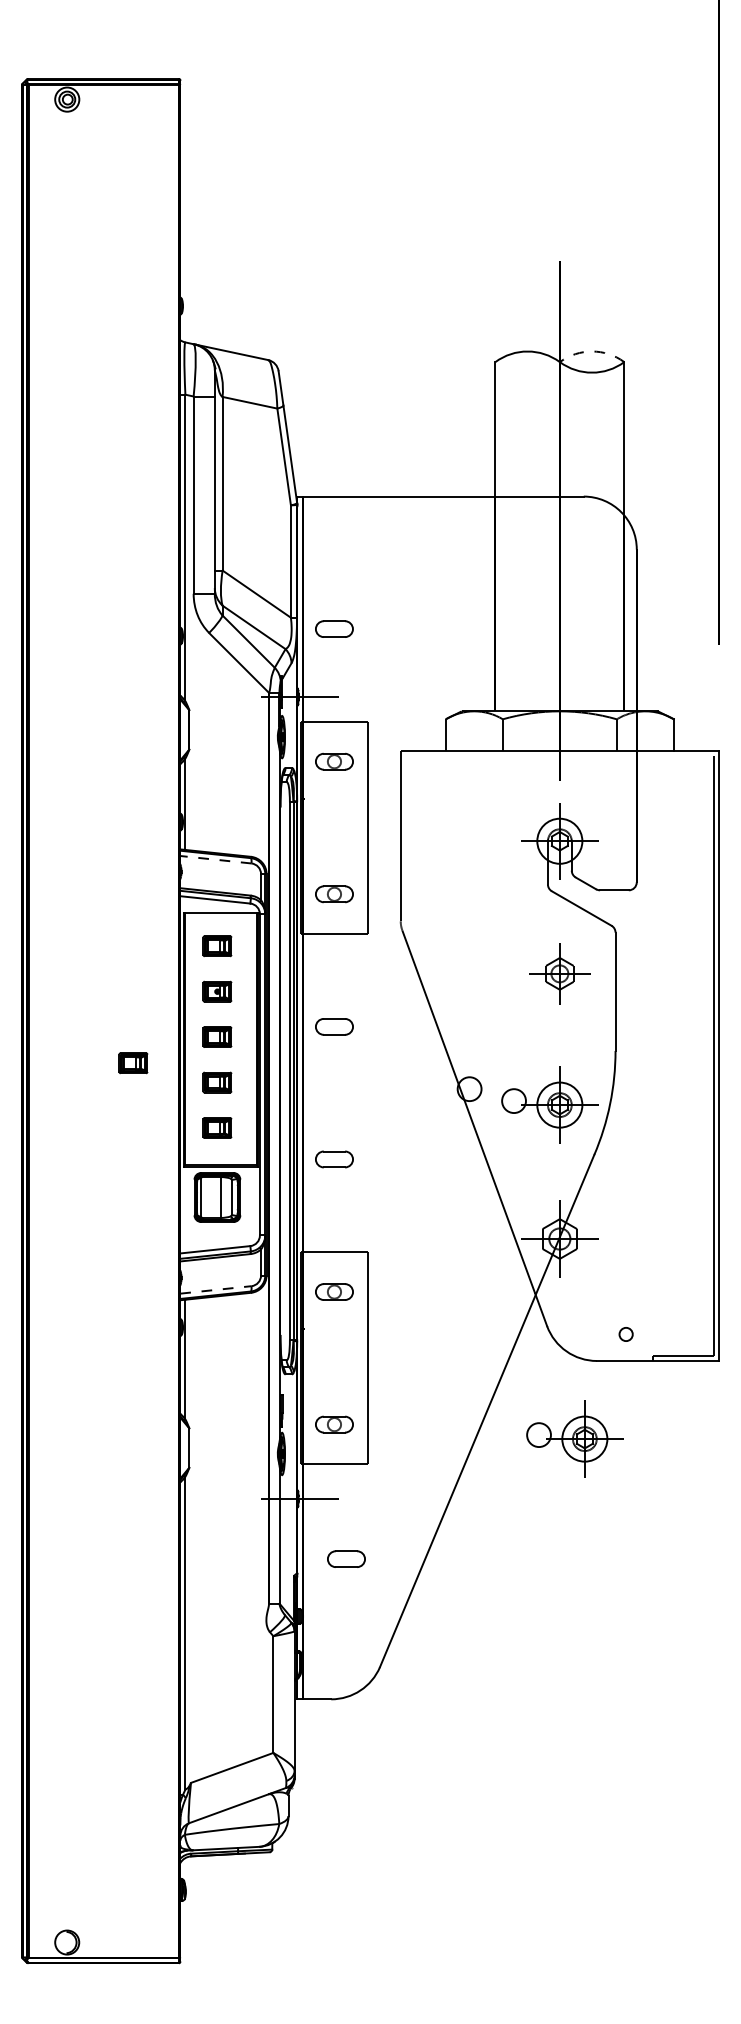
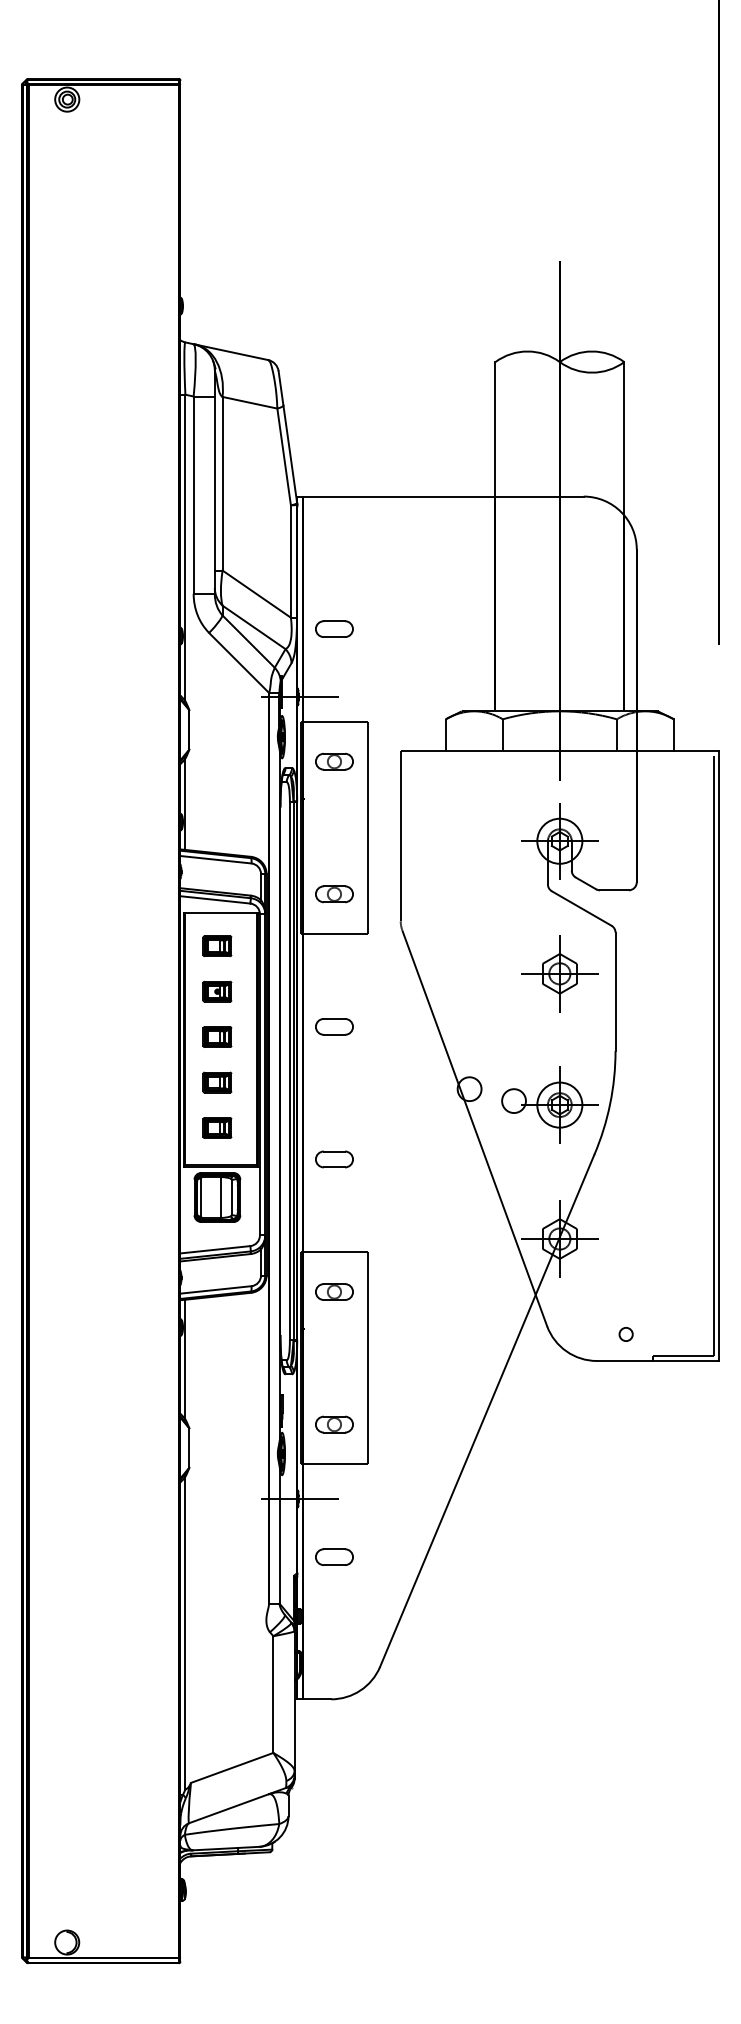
arc: dashed -> solid (592, 351)
line: dashed -> solid (215, 859)
part size: 62x62 px -> 78x78 px (559, 973)
part: present -> none (133, 1063)
line: dashed -> solid (215, 1289)
part: present -> none (574, 1438)
part position: (346, 1558) -> (334, 1556) (334, 1556)
